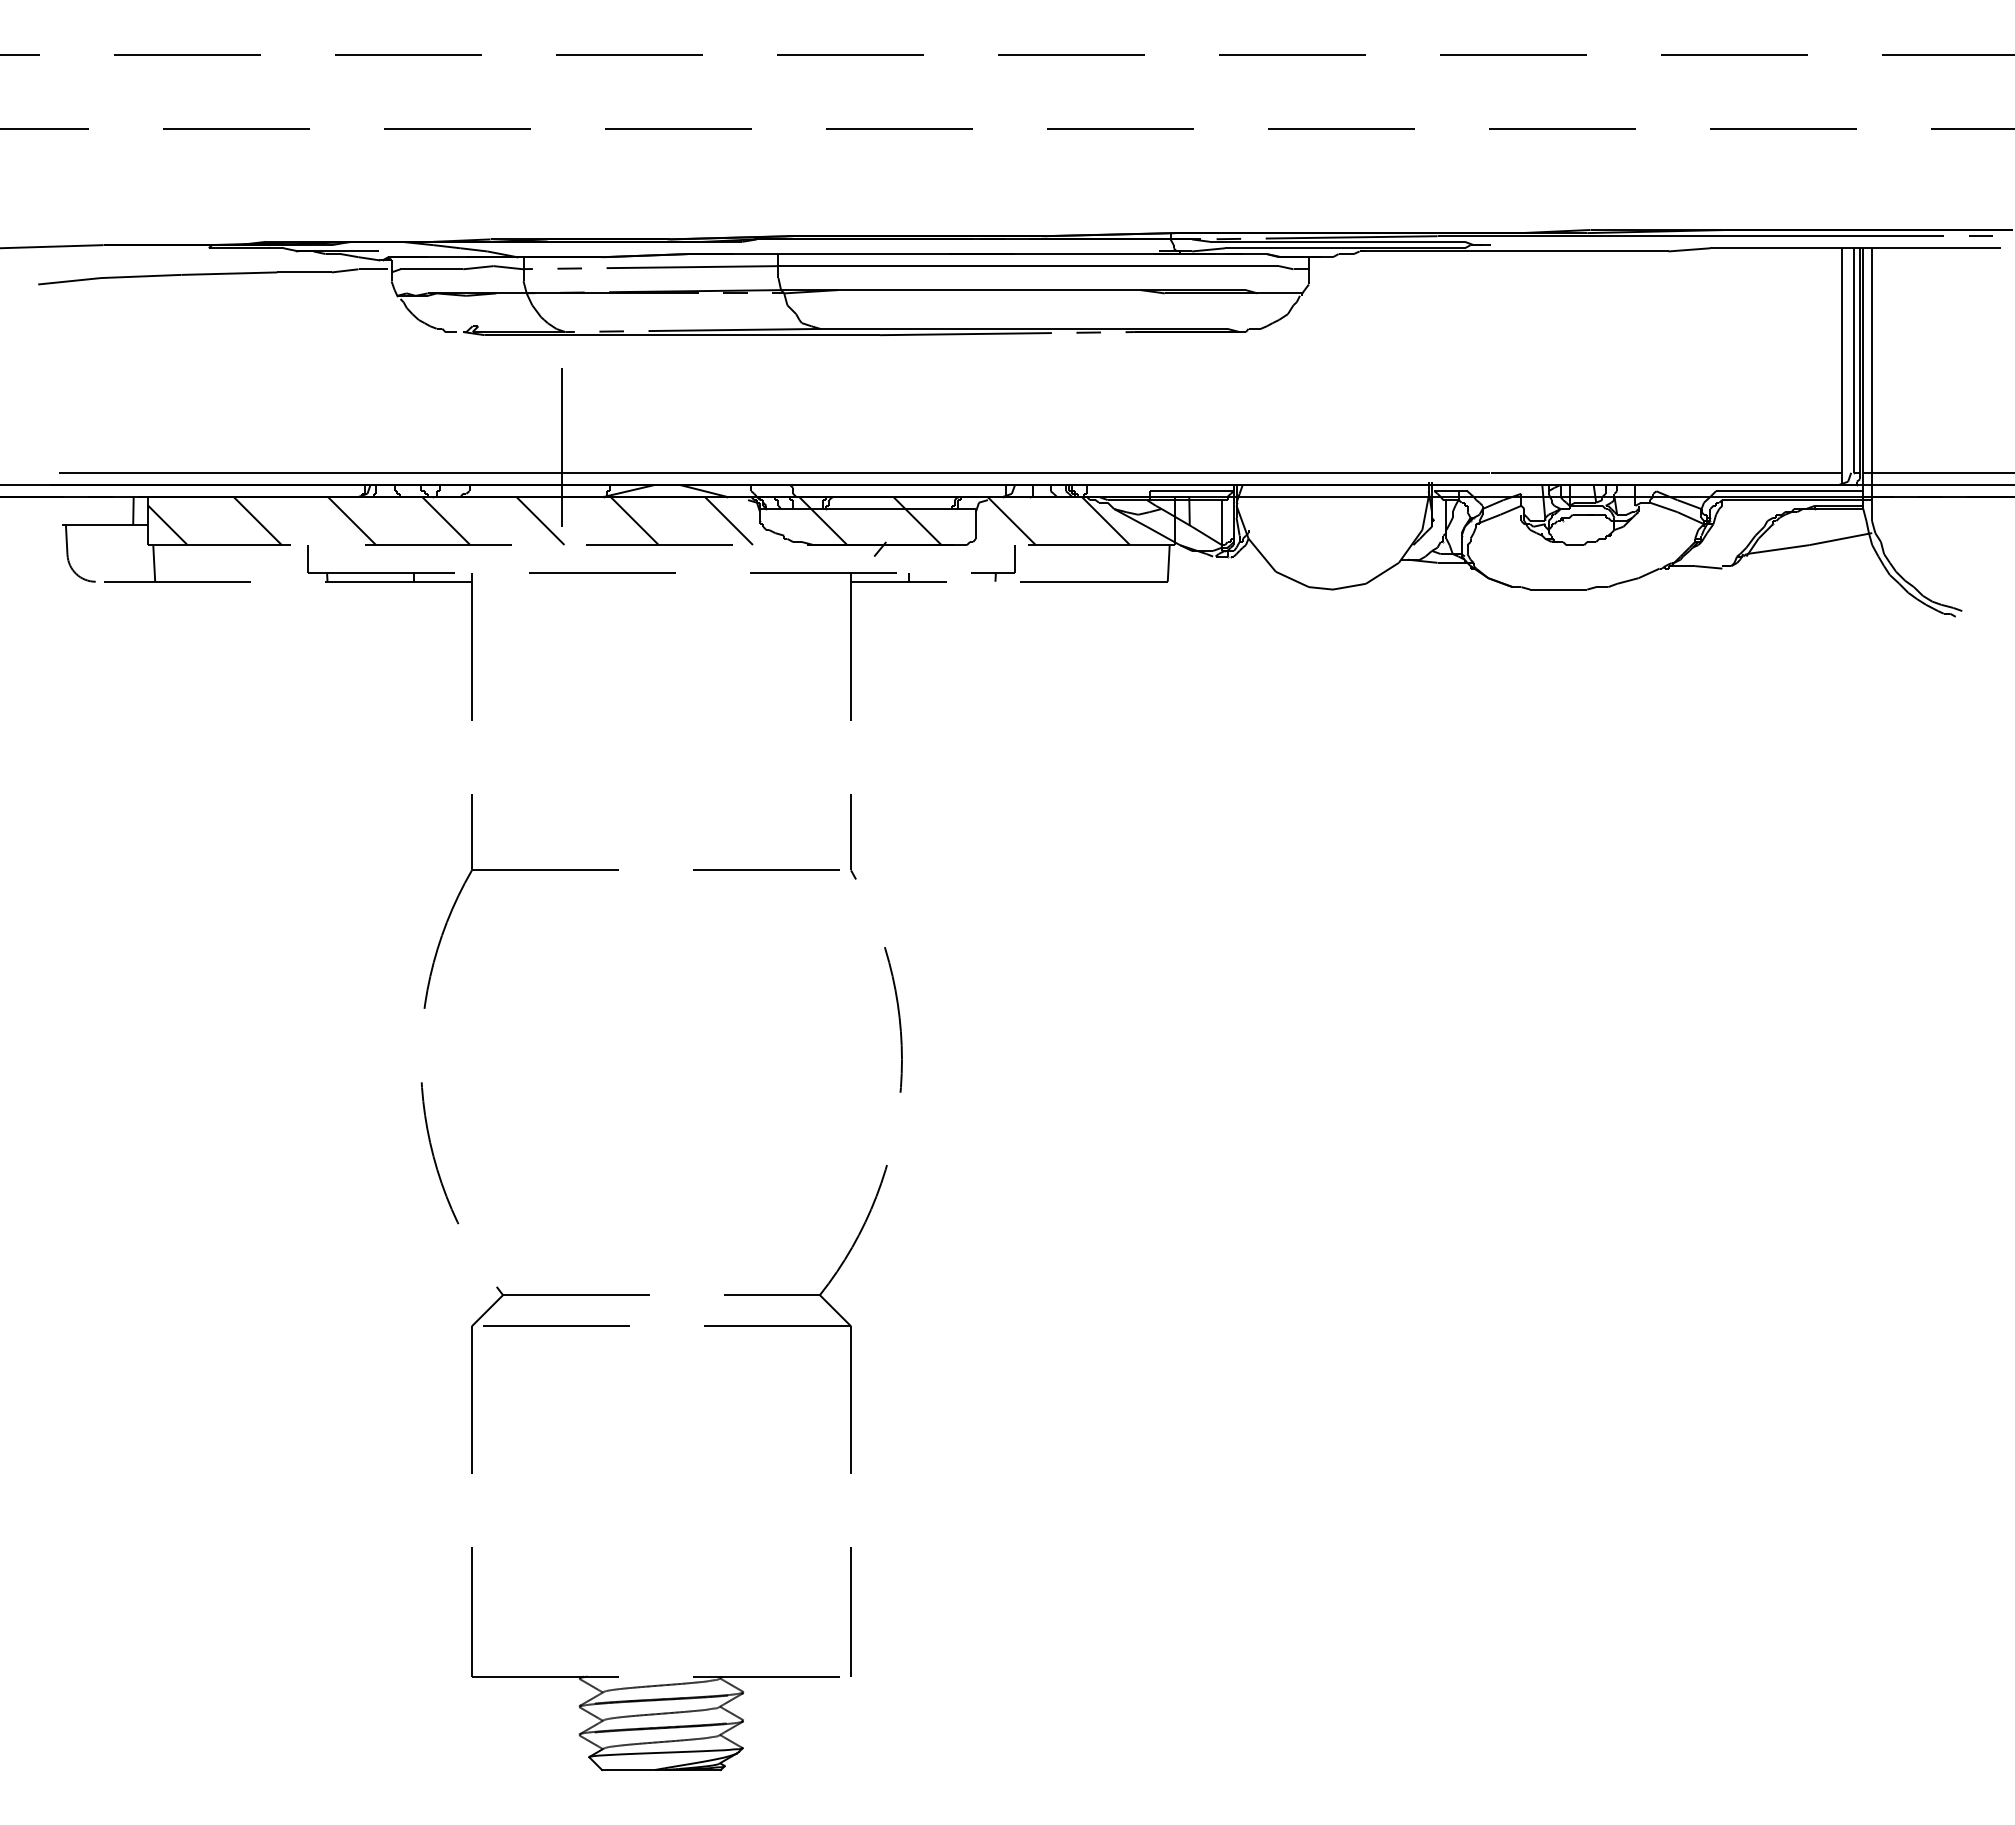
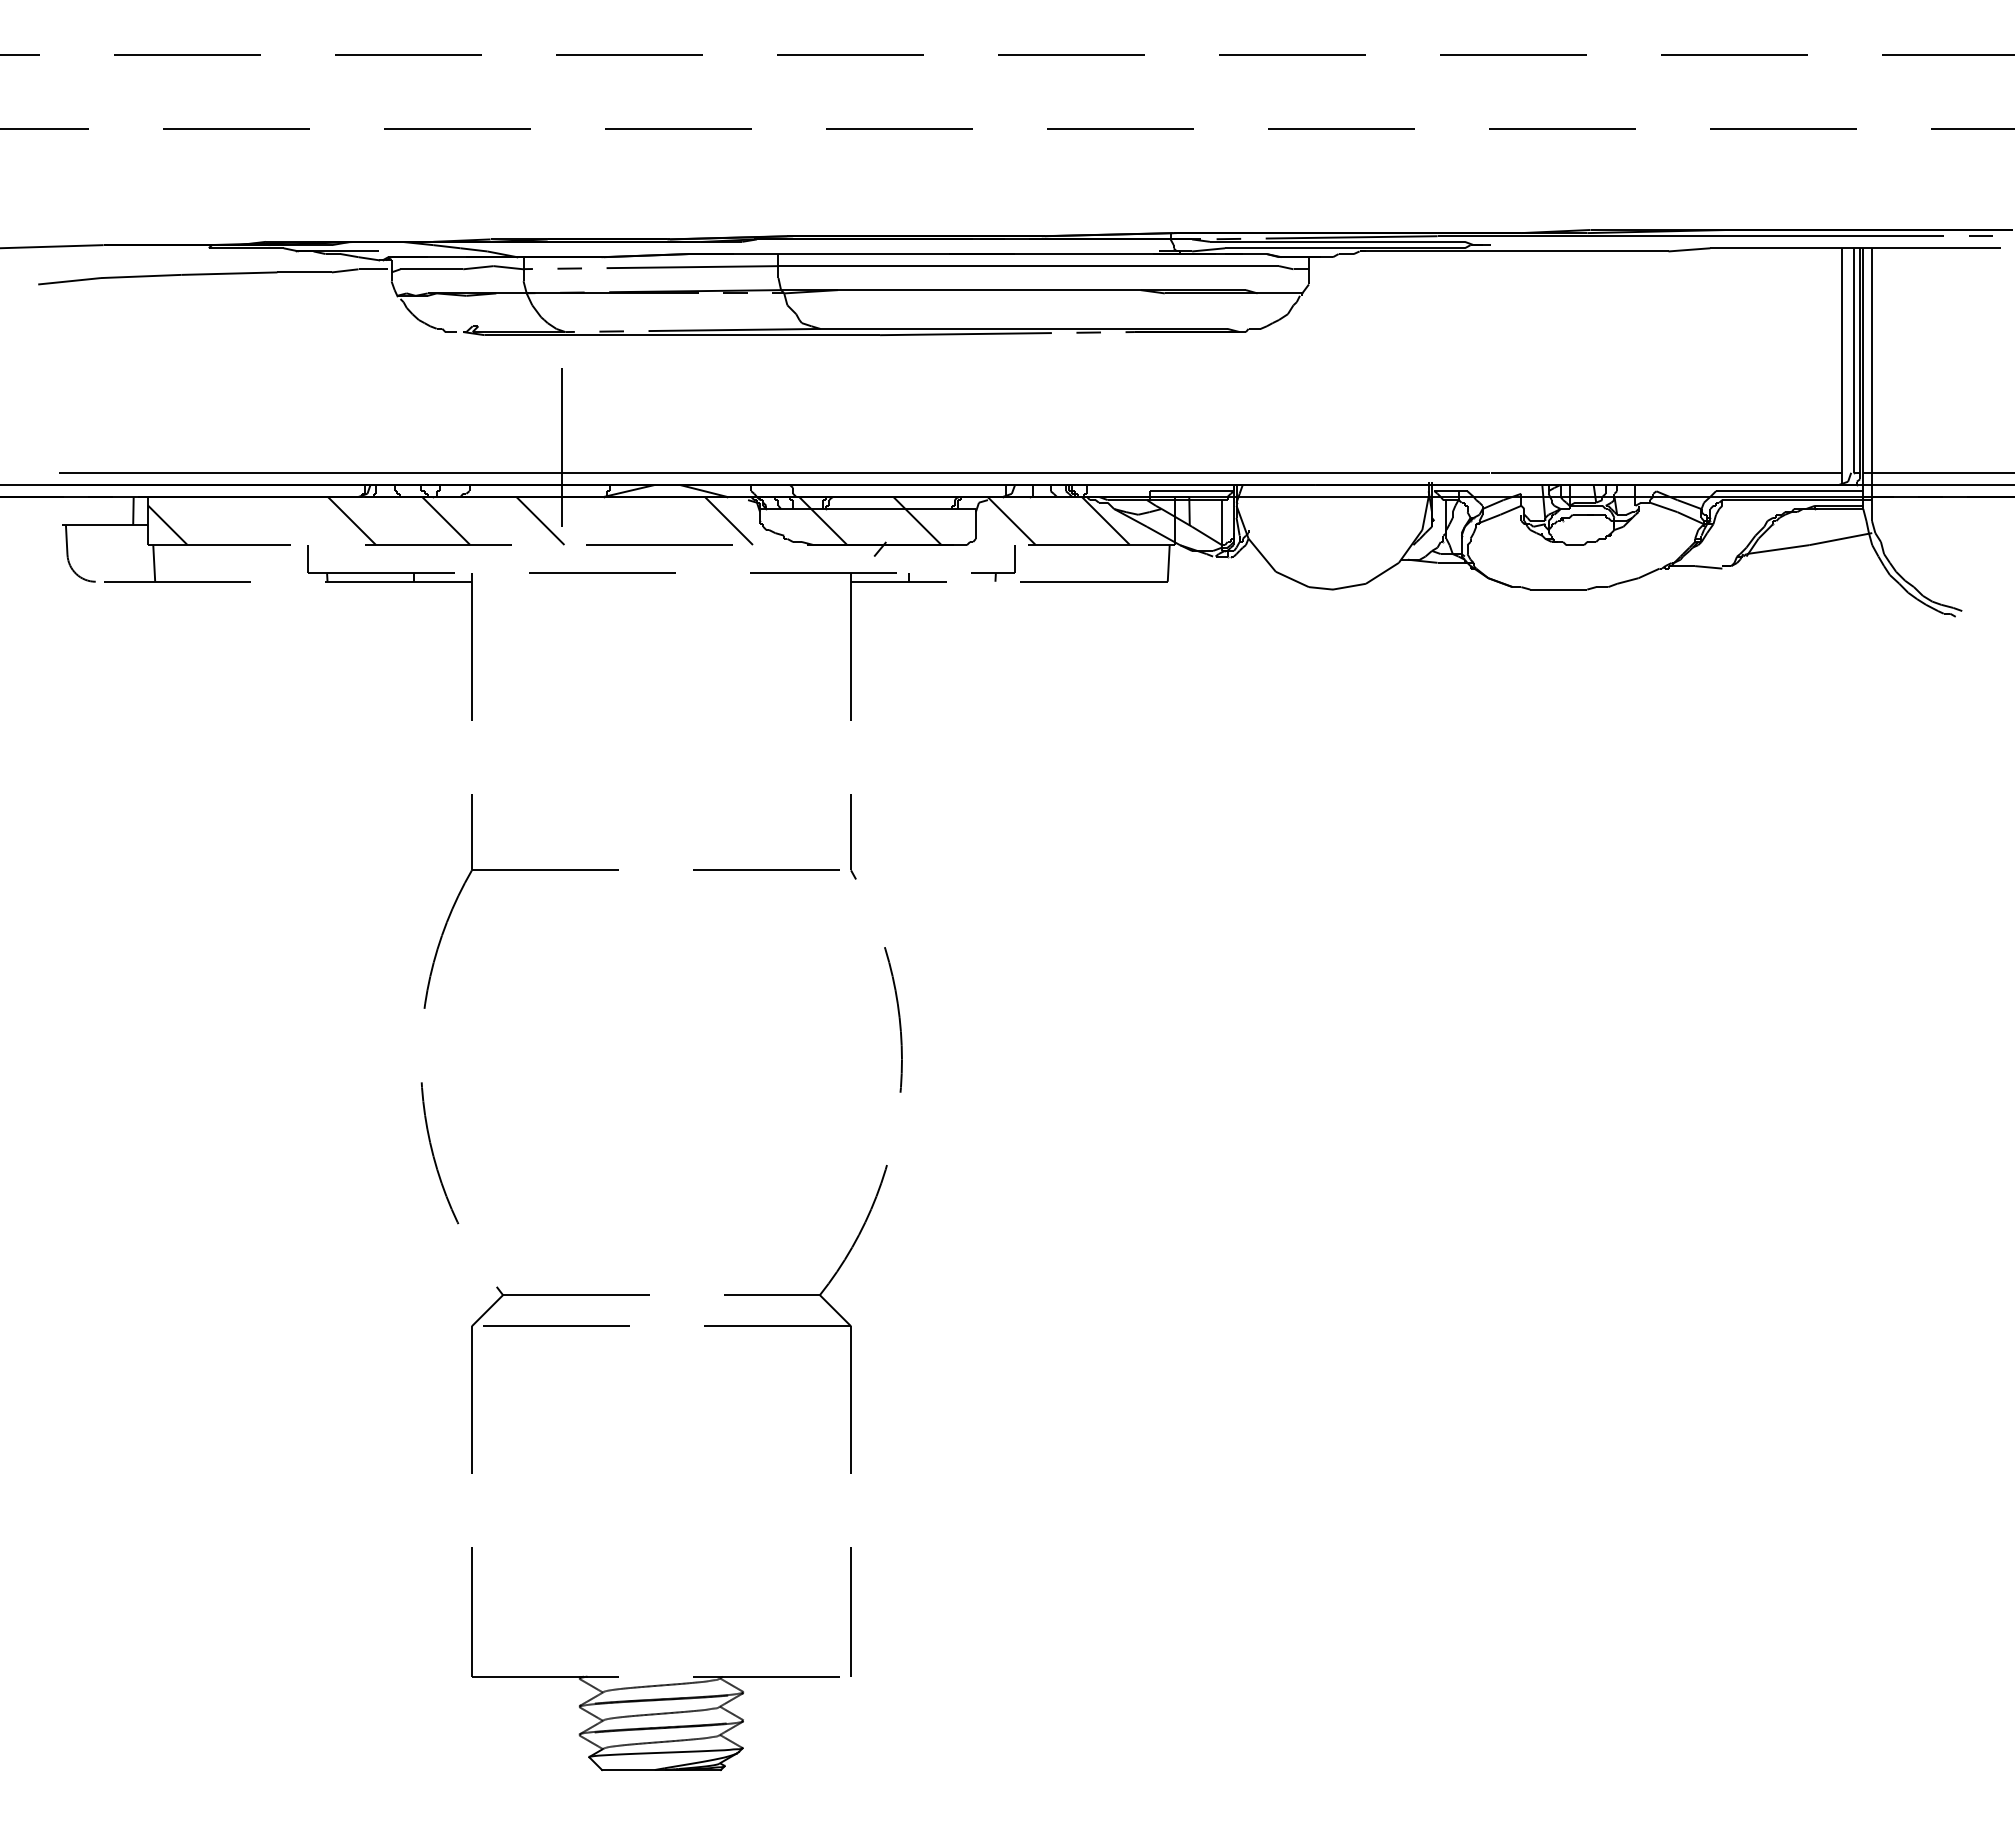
line: present -> none (257, 520)
line: present -> none (634, 520)
